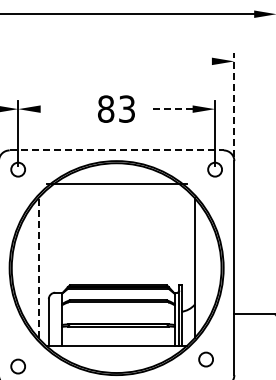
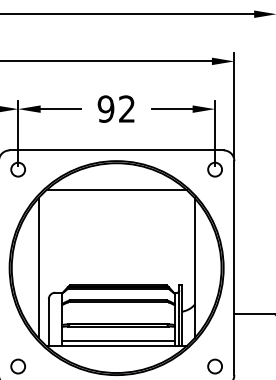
line: none -> present (106, 61)
line: dashed -> solid (234, 105)
text: 83 -> 92 (115, 108)
line: none -> present (60, 109)
line: dashed -> solid (171, 109)
line: dashed -> solid (117, 150)
line position: (116, 184) -> (116, 190) (116, 190)
line: dashed -> solid (38, 268)
line: none -> present (118, 340)
circle position: (205, 359) -> (214, 366) (214, 366)
